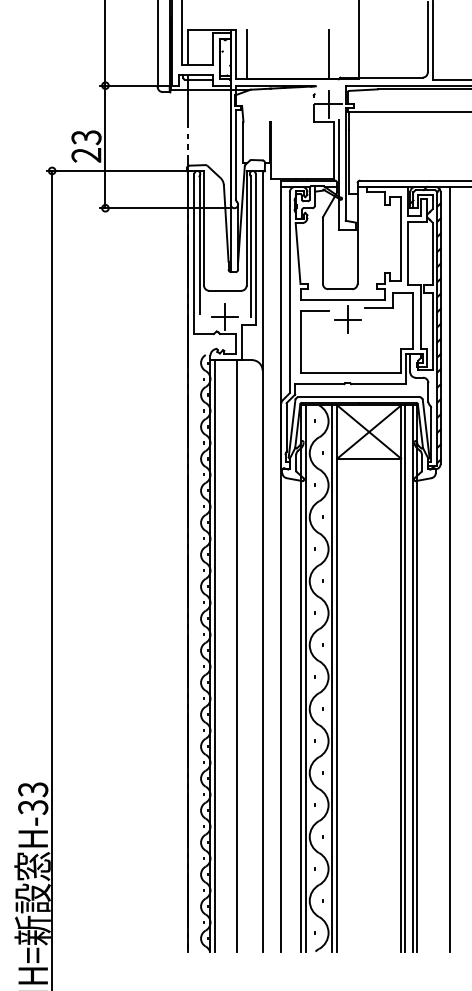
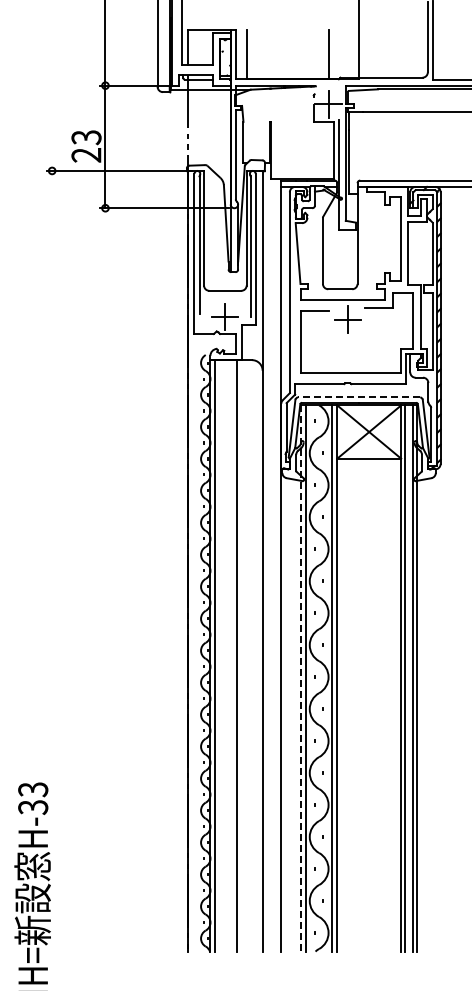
line: solid -> dashed (358, 397)
line: present -> none (450, 568)
line: present -> none (52, 578)
line: solid -> dashed (301, 679)
